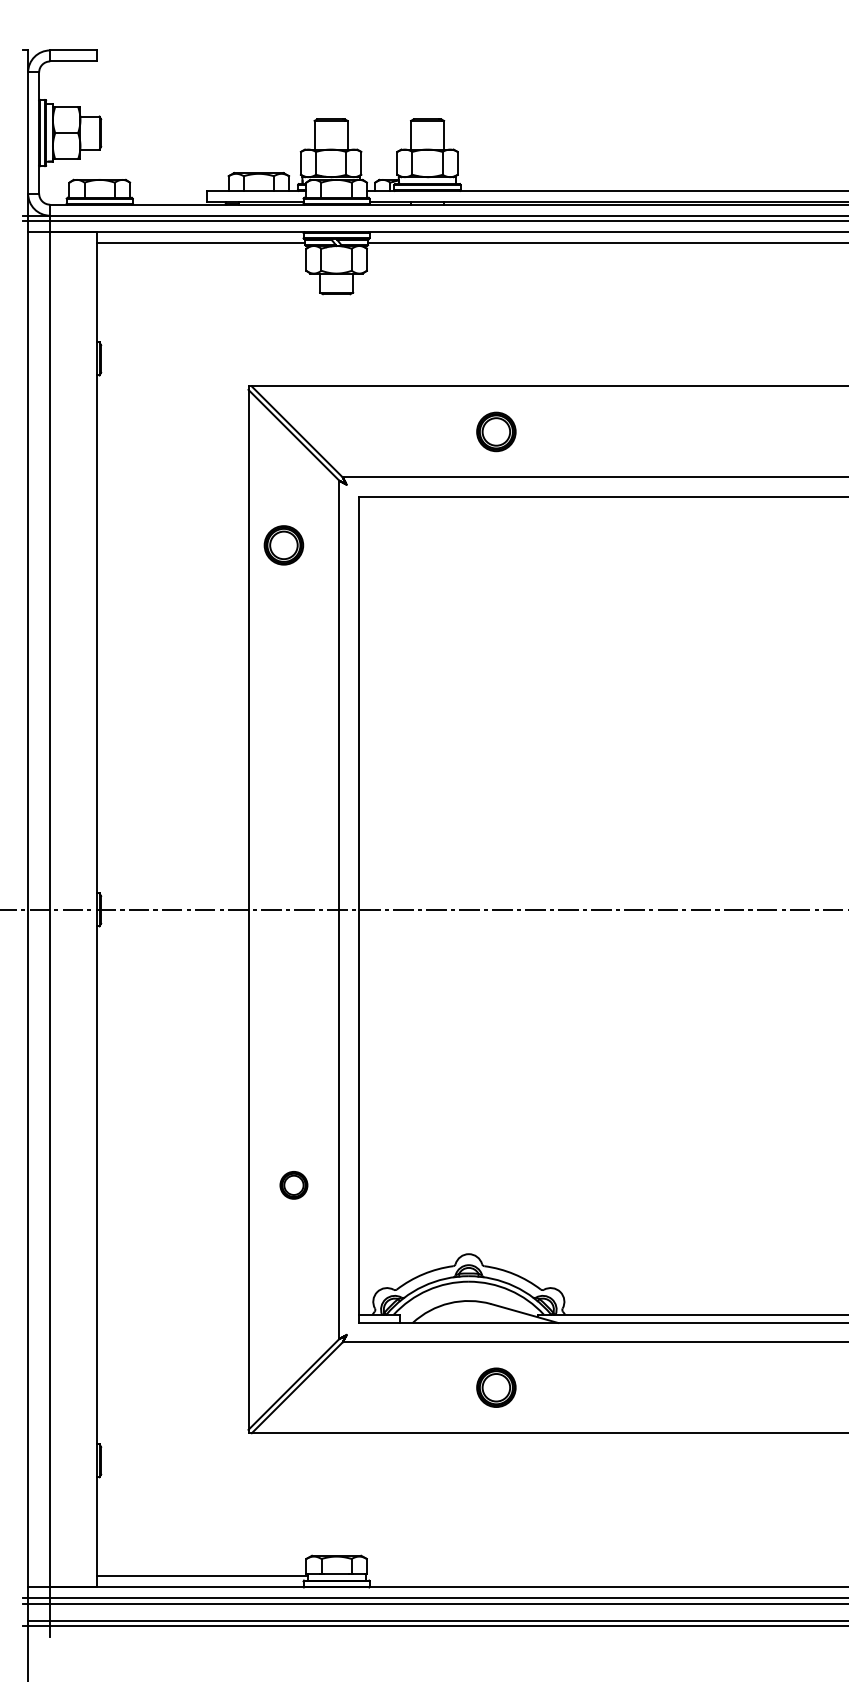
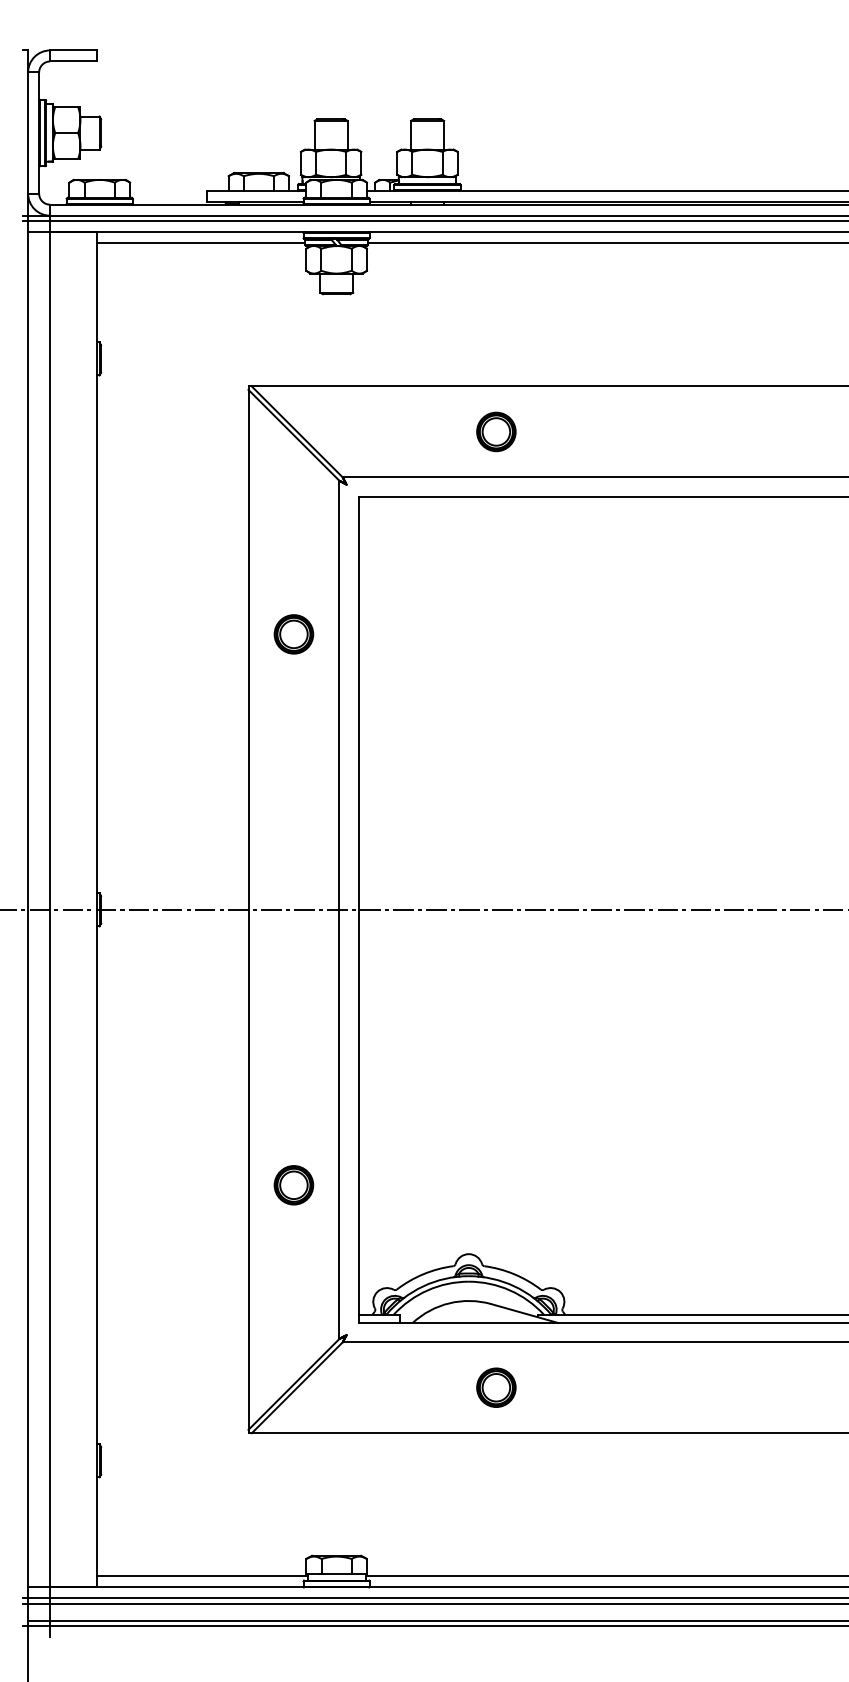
part position: (283, 545) -> (293, 634) (293, 634)
part size: 30x29 px -> 42x41 px (293, 1185)
line: none -> present (605, 1576)
